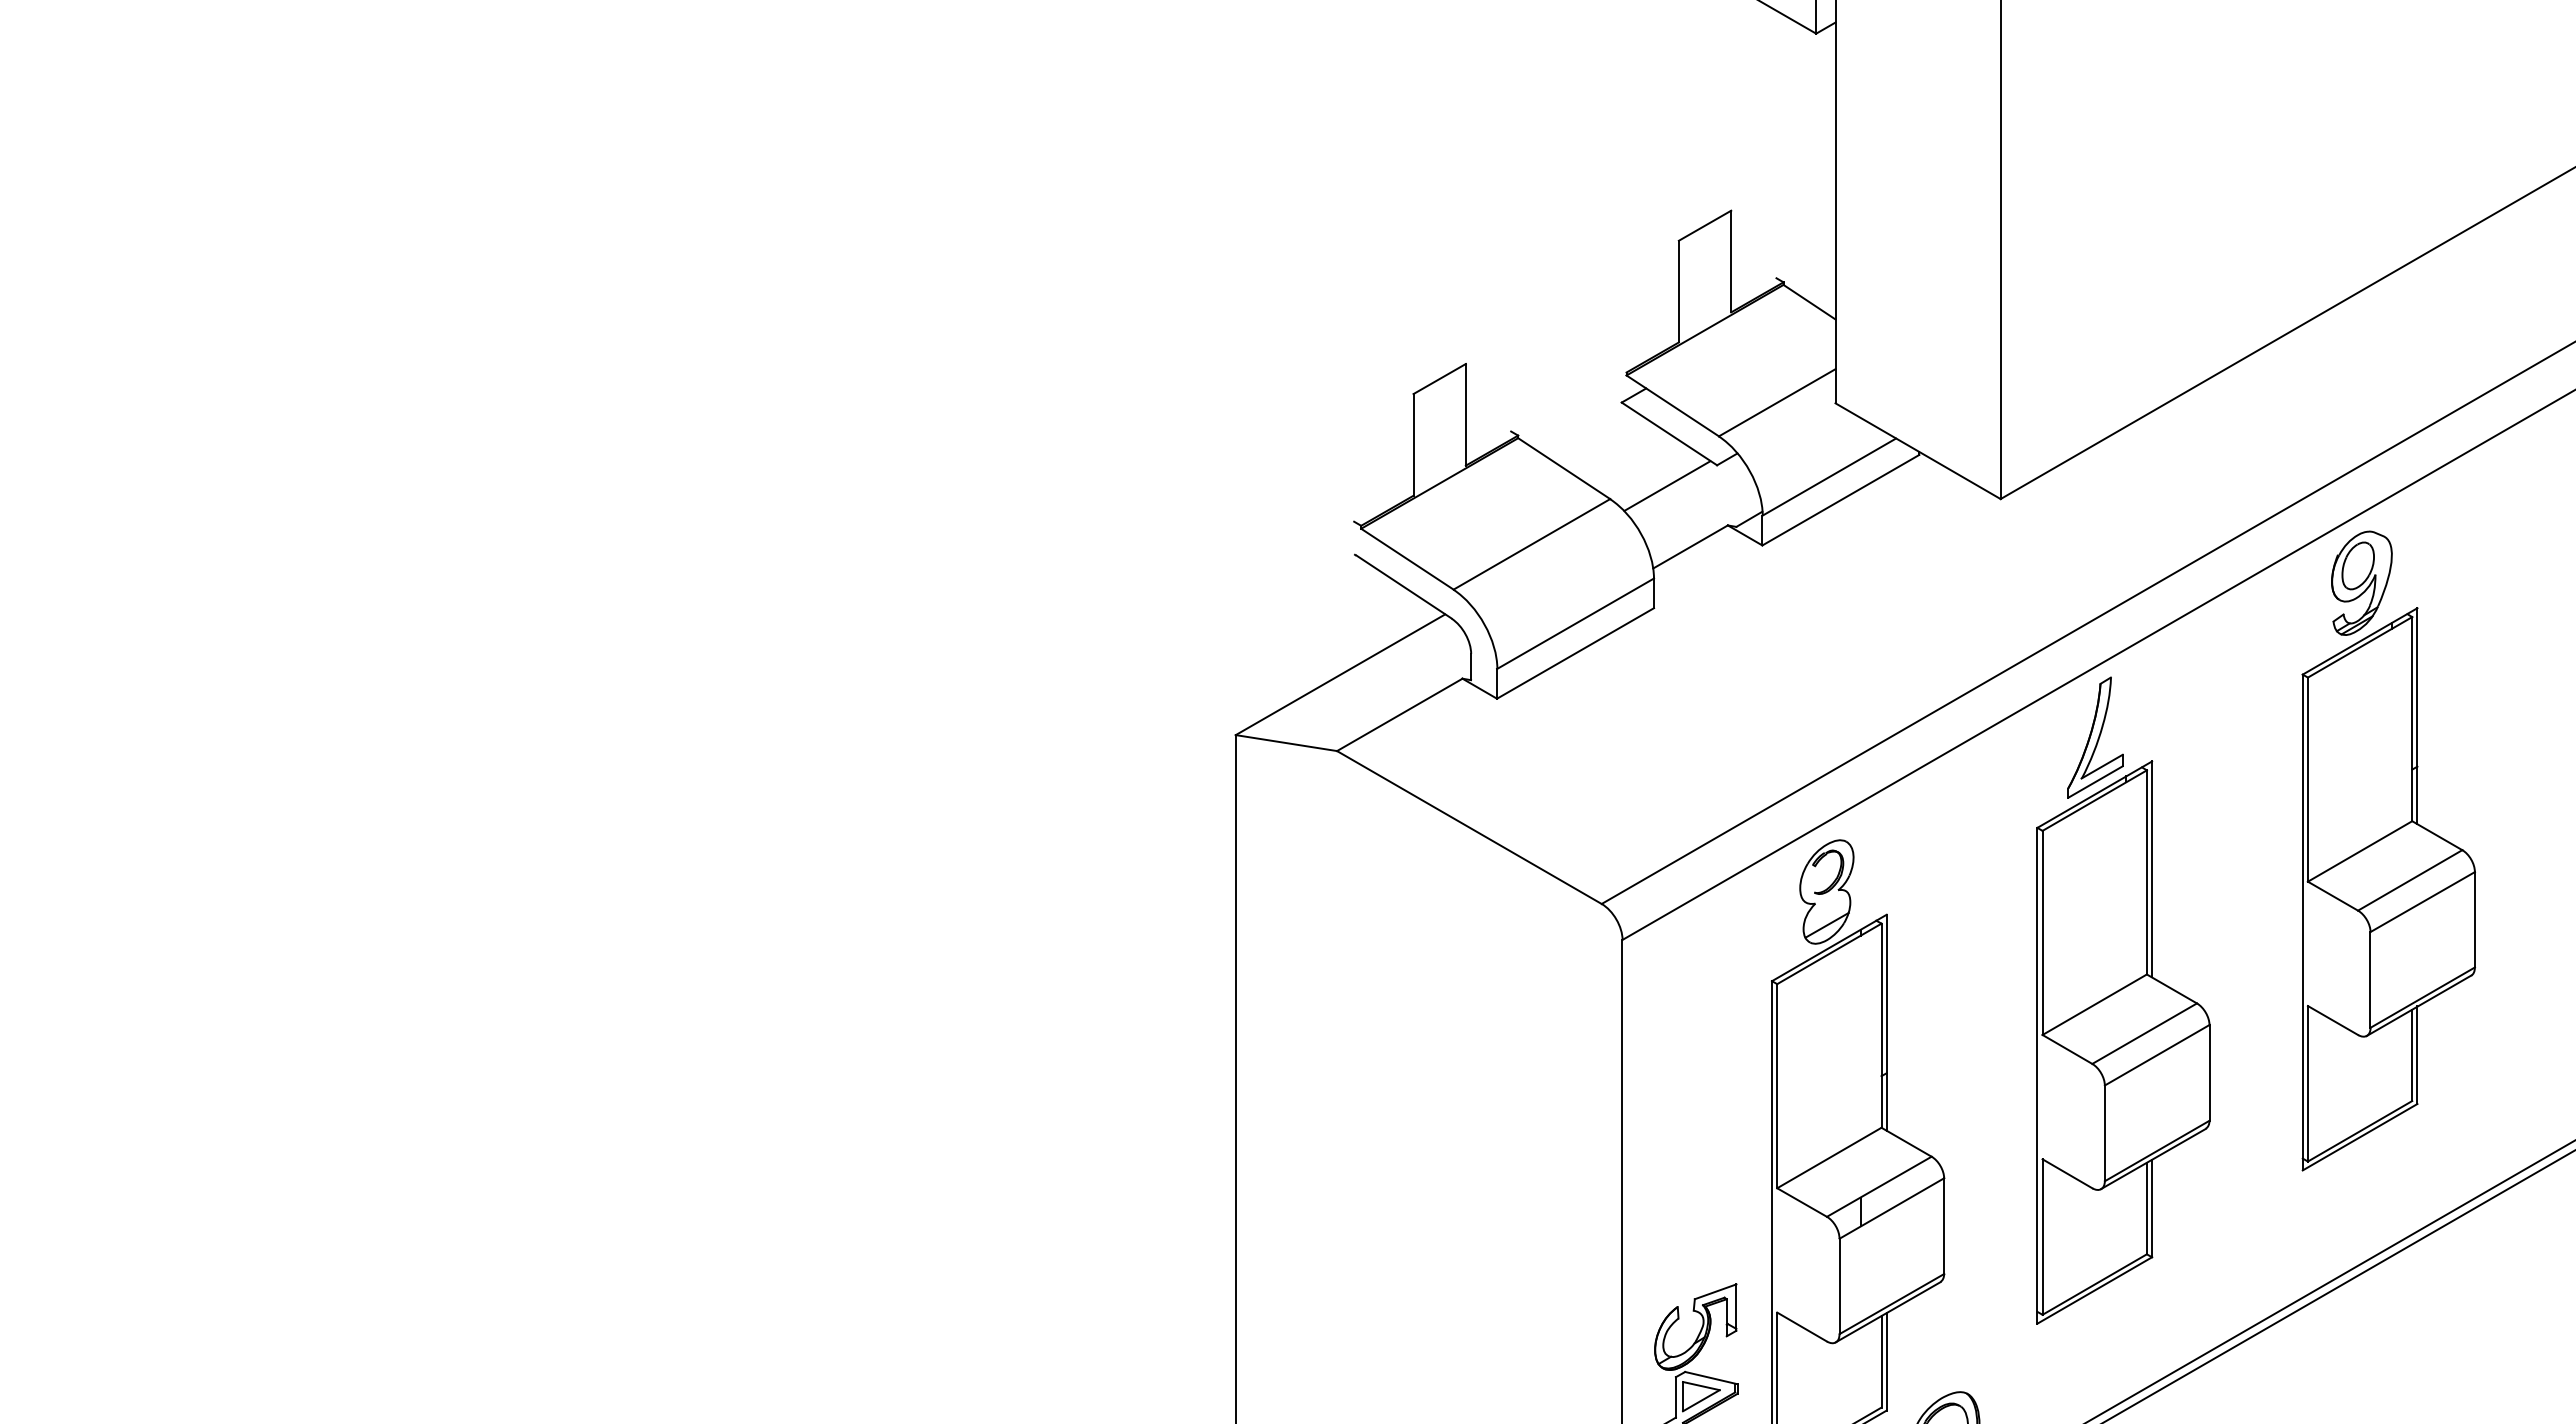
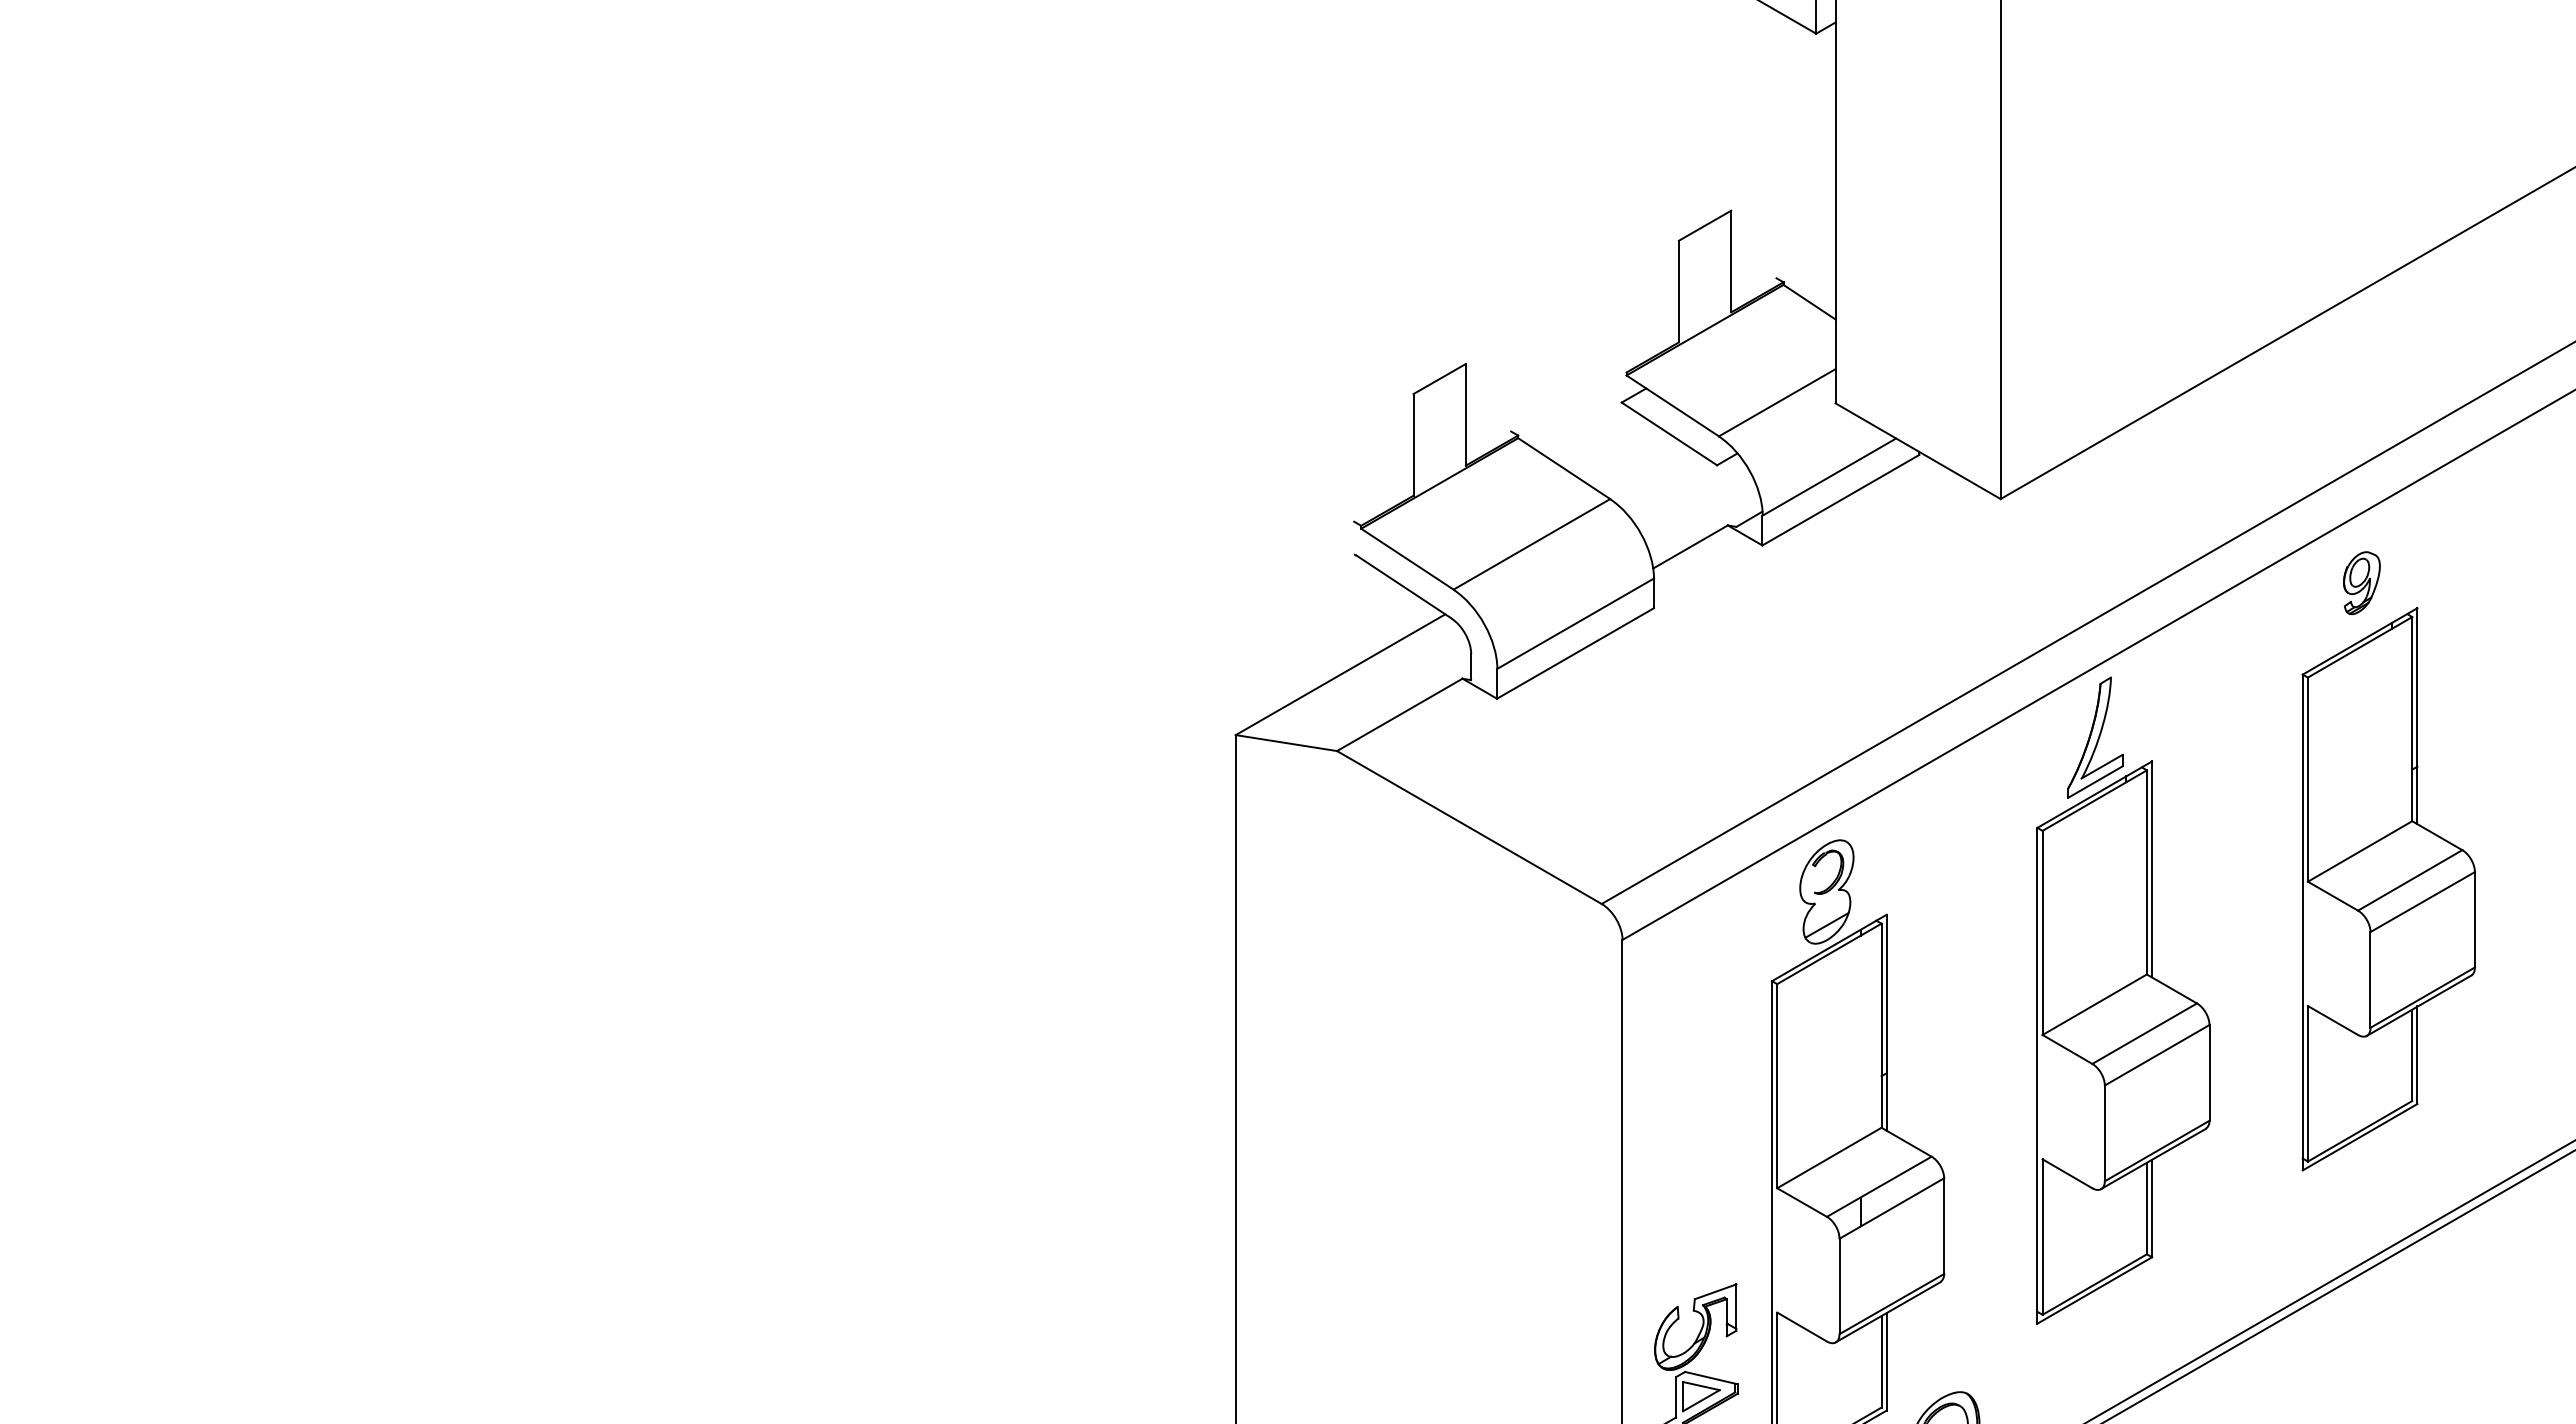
line: present -> none (1667, 485)
part size: 62x106 px -> 38x65 px (2361, 583)
